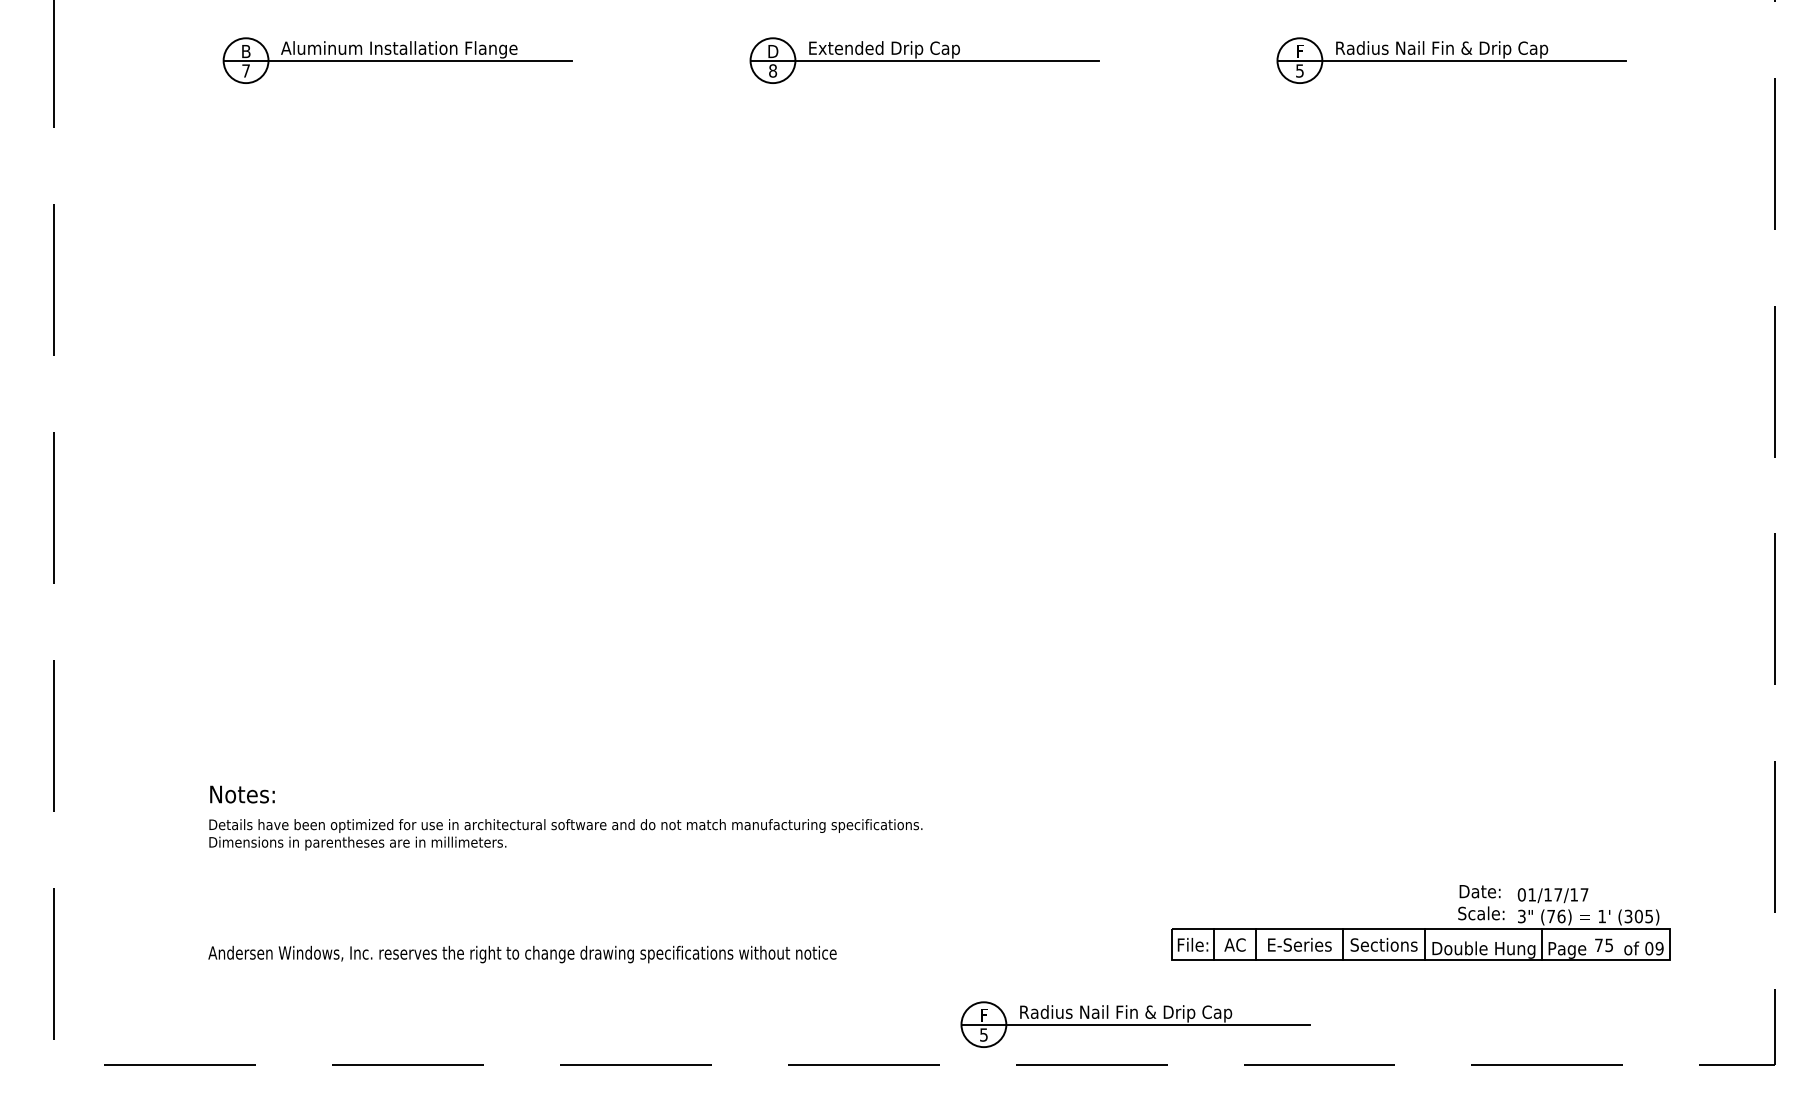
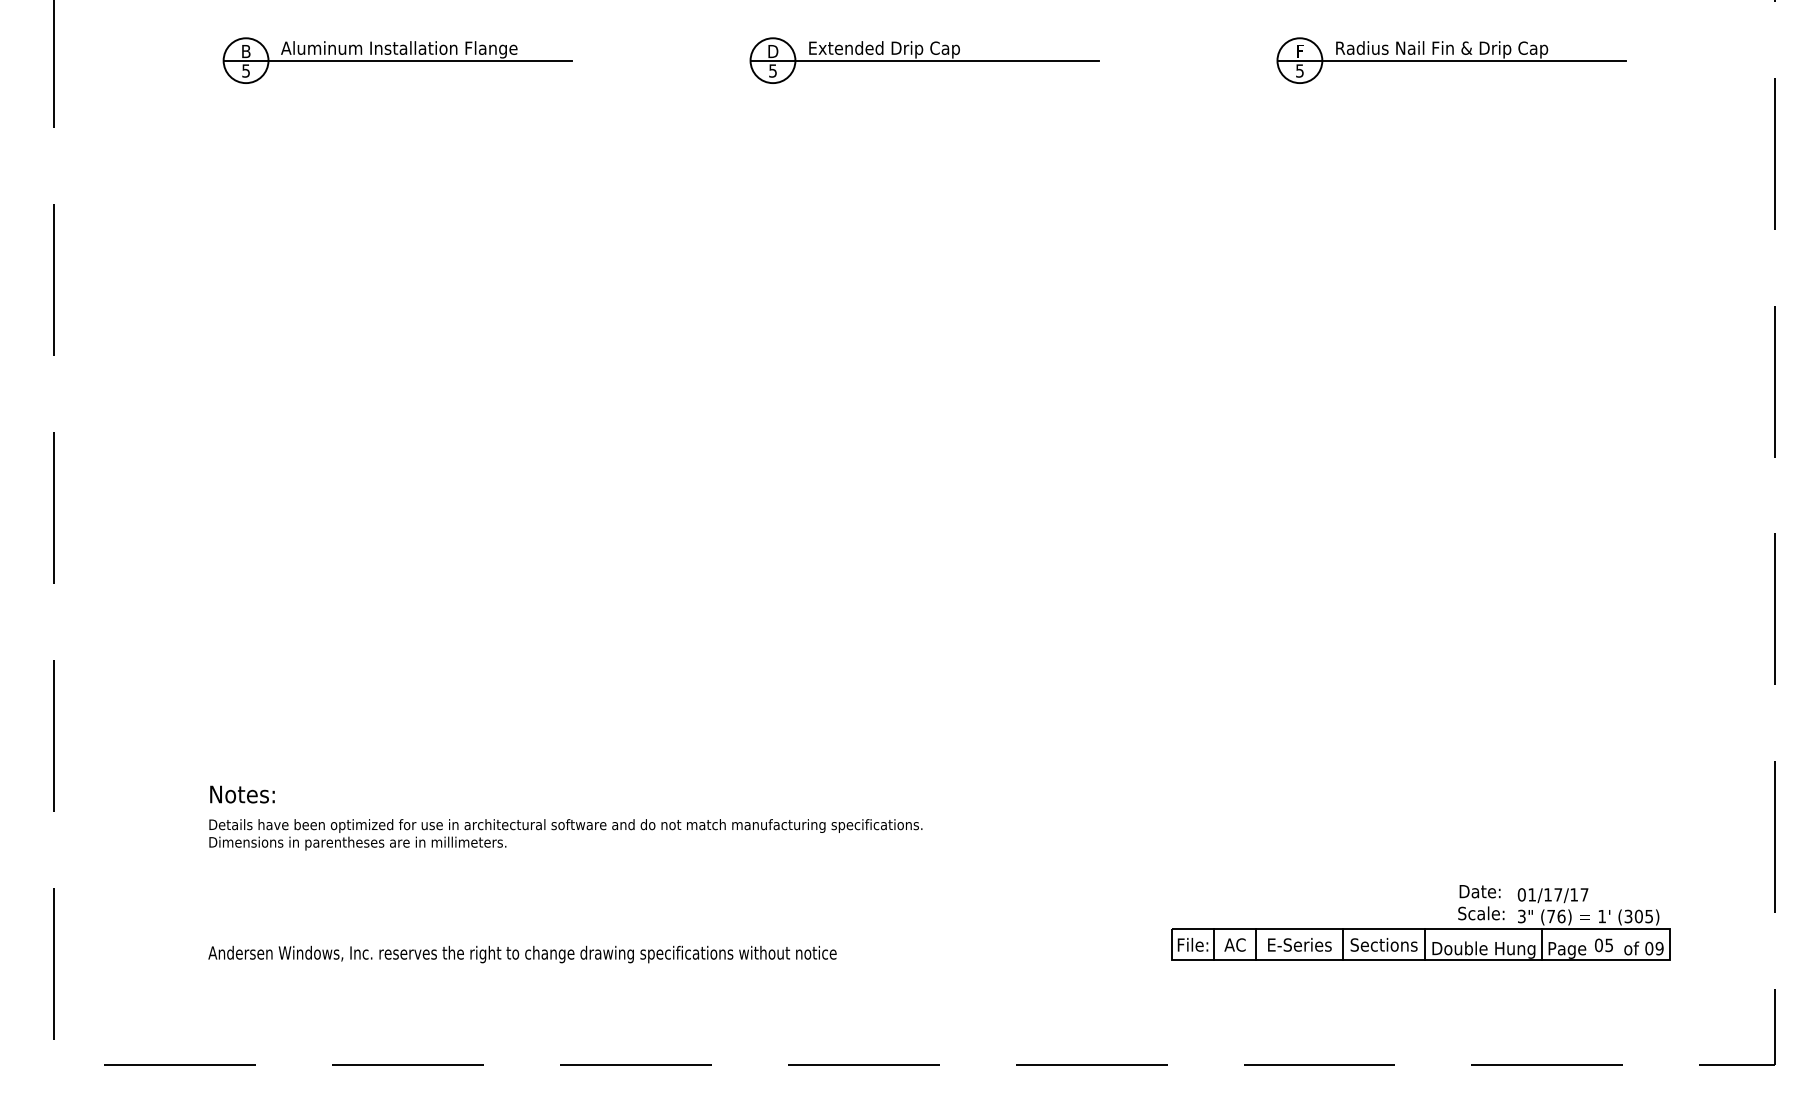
text: 7 -> 5 (245, 70)
text: 8 -> 5 (773, 70)
text: 75 -> 05 (1598, 945)
part: present -> none (1135, 1024)
